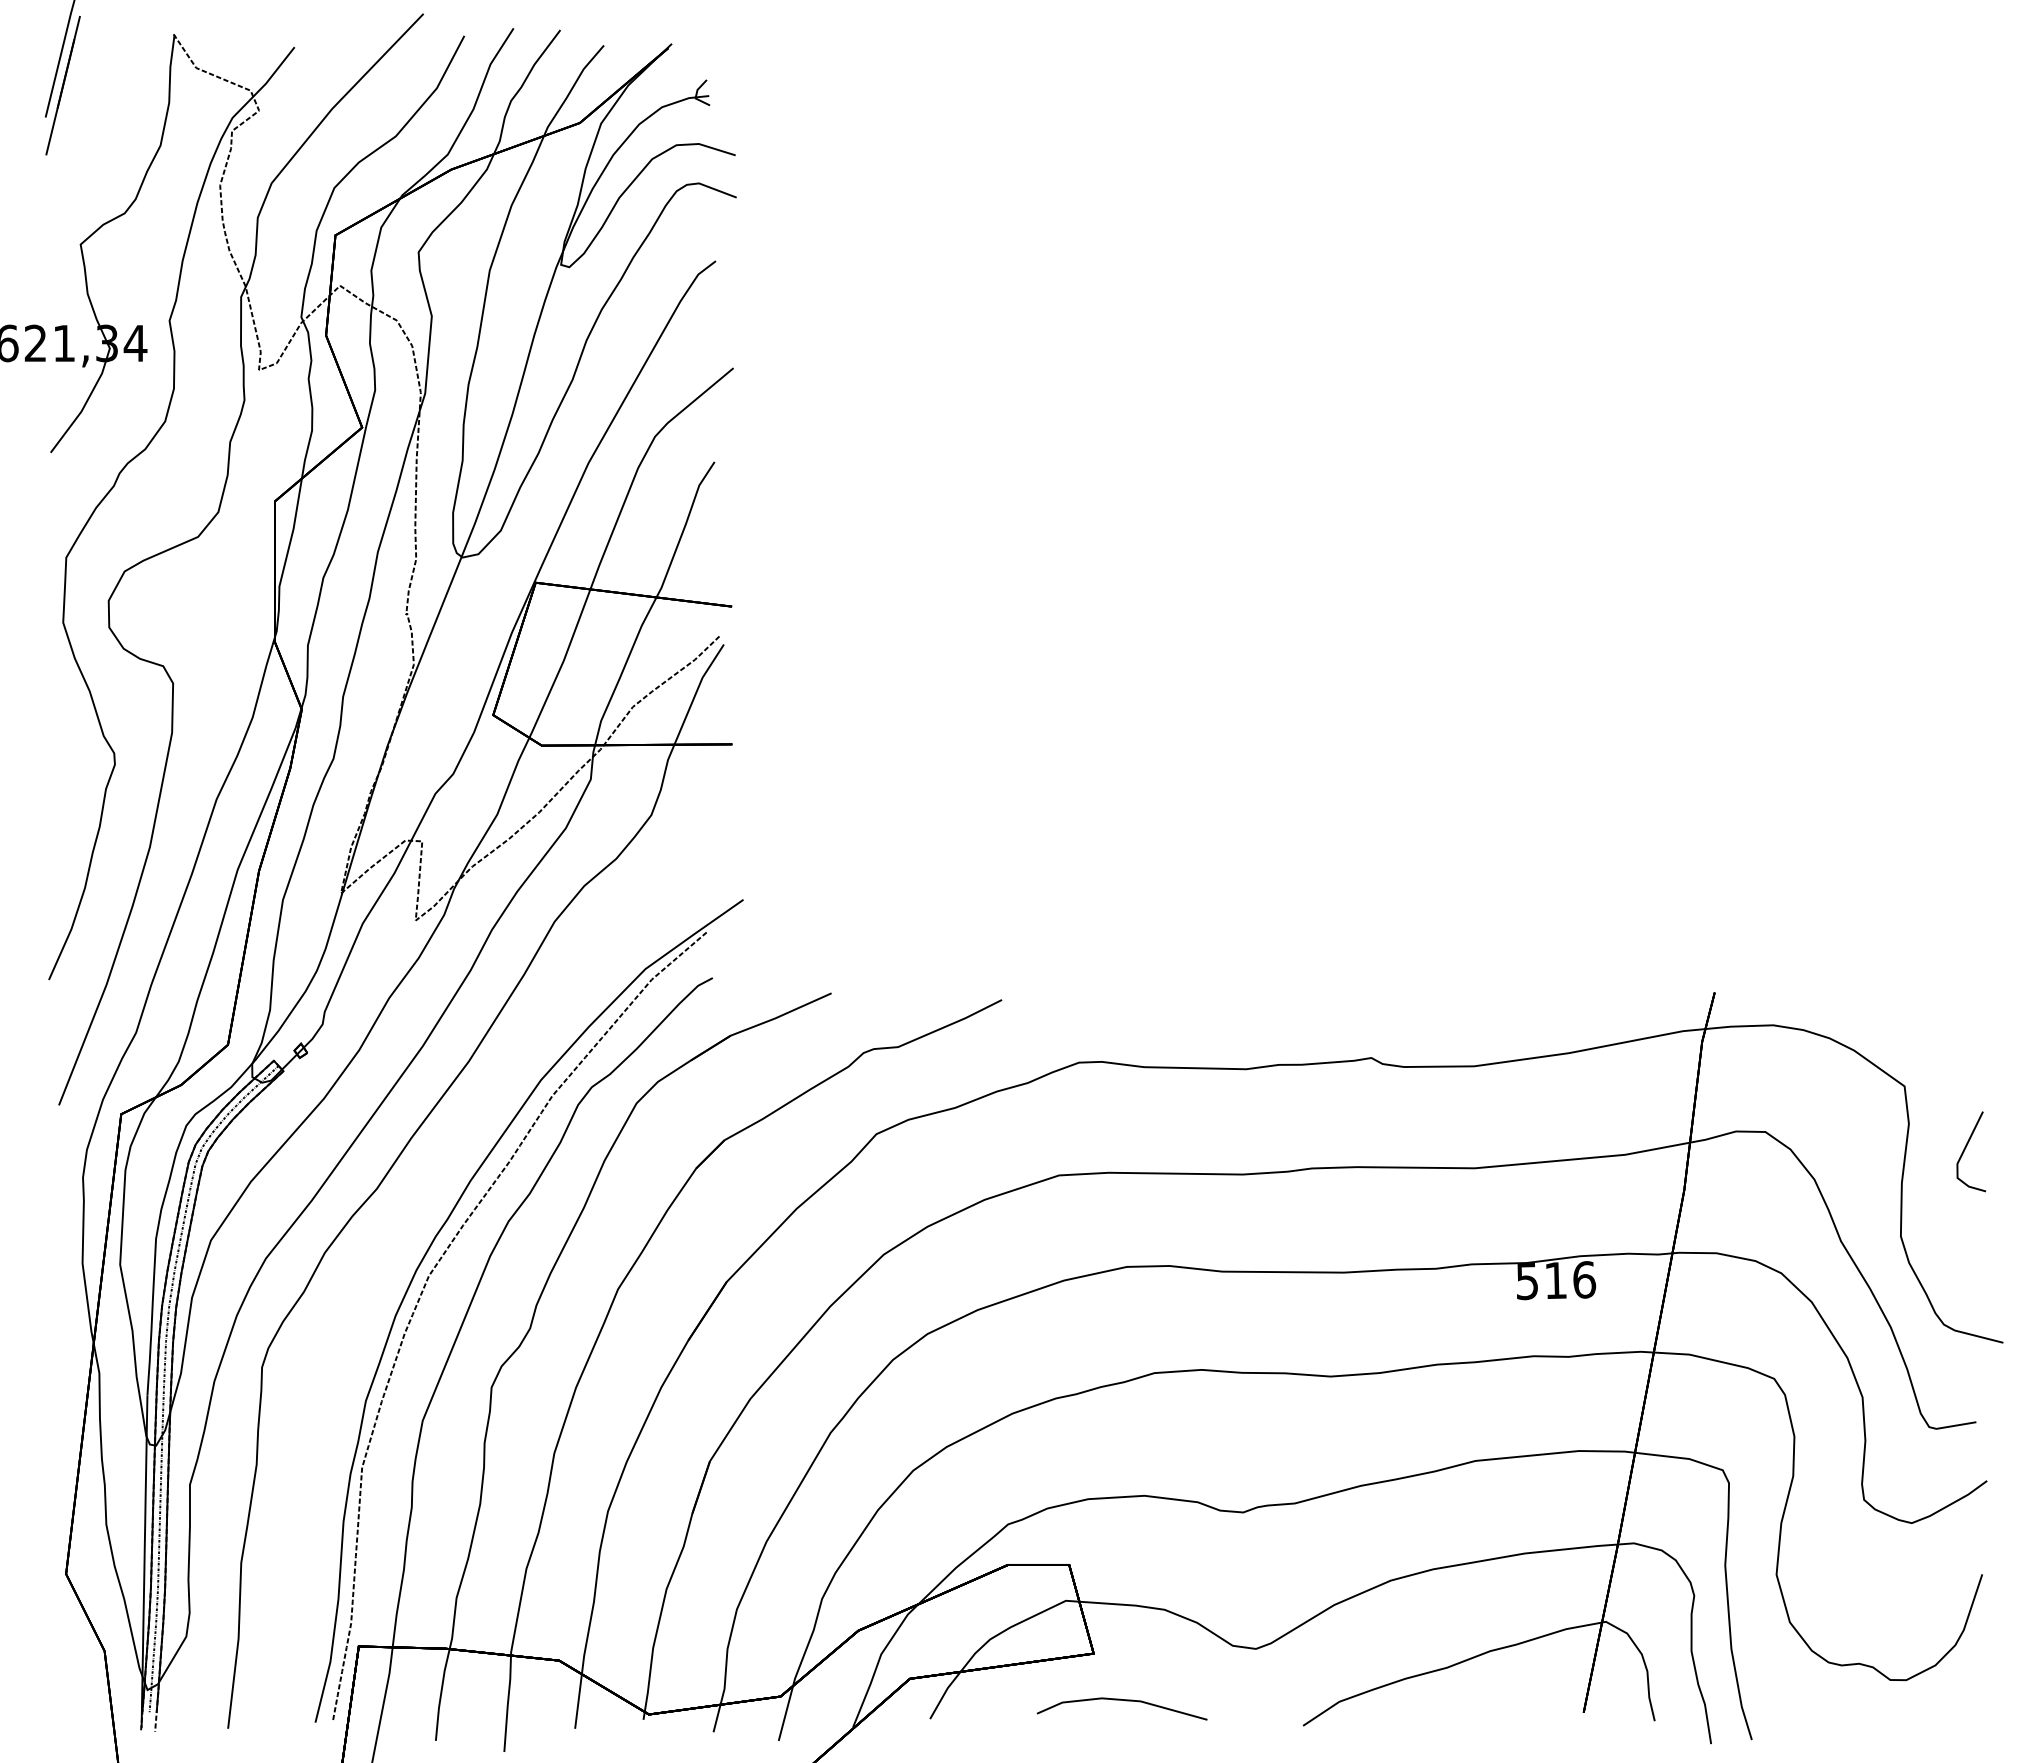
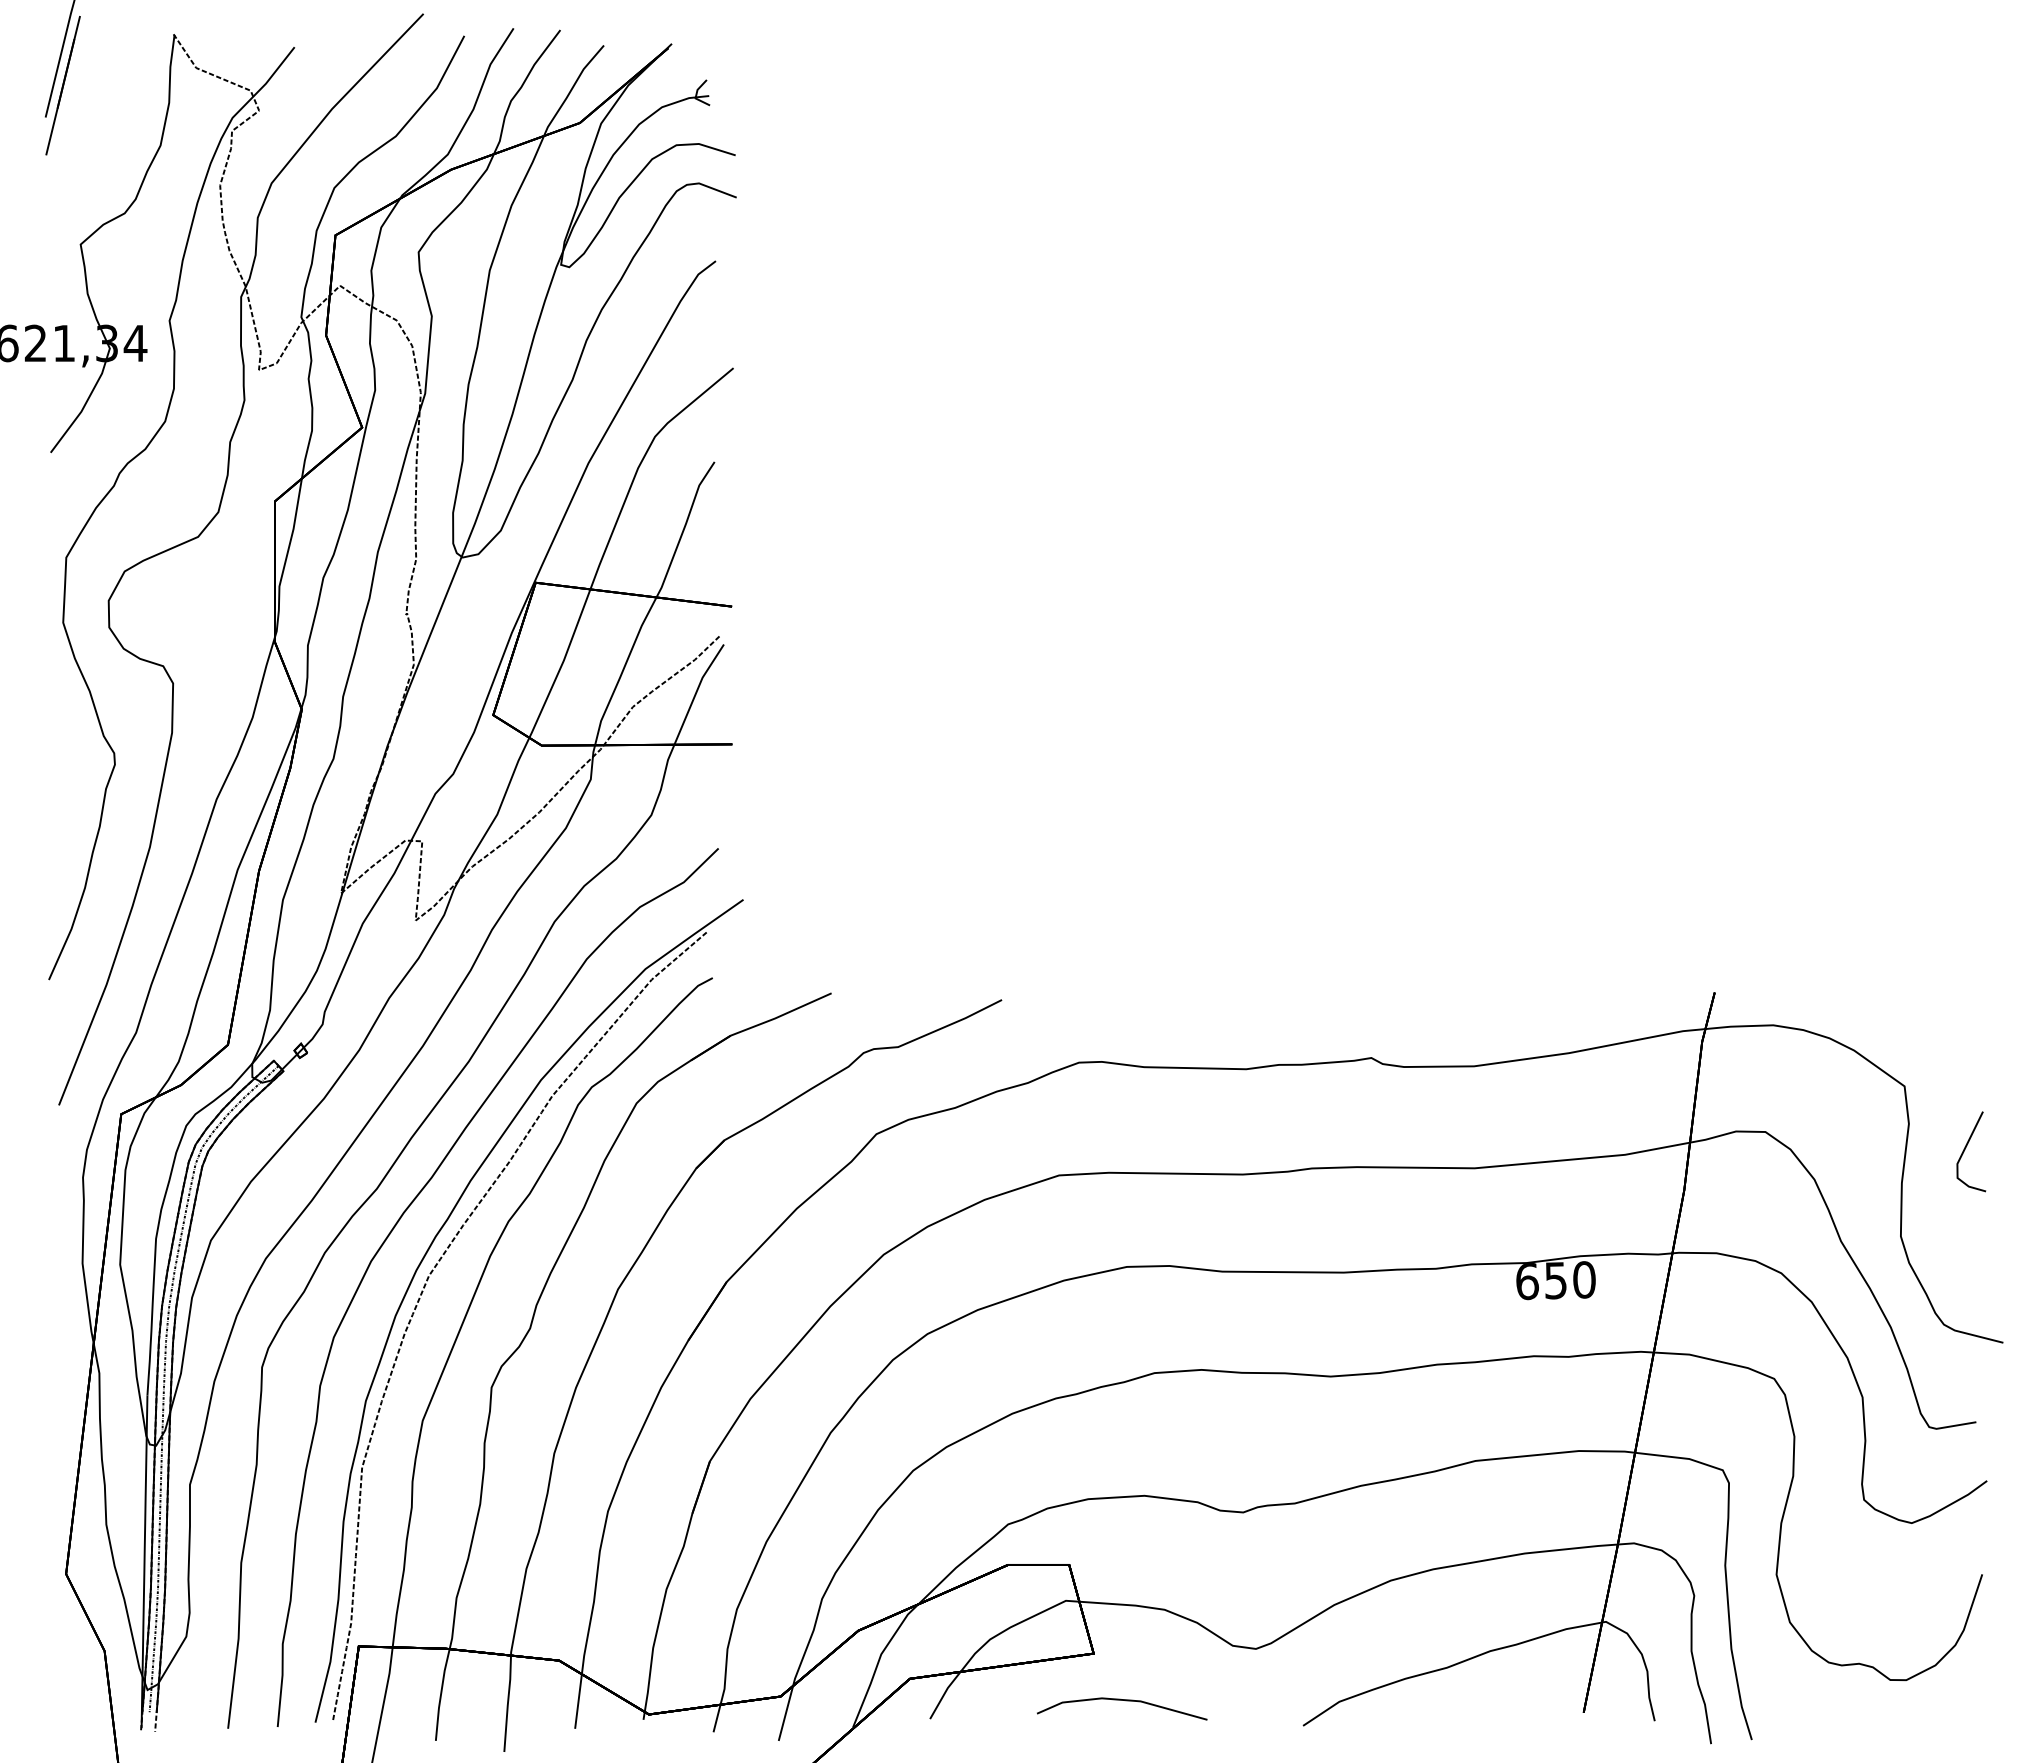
curve: none -> present (399, 1221)
text: 516 -> 650 (1556, 1280)
